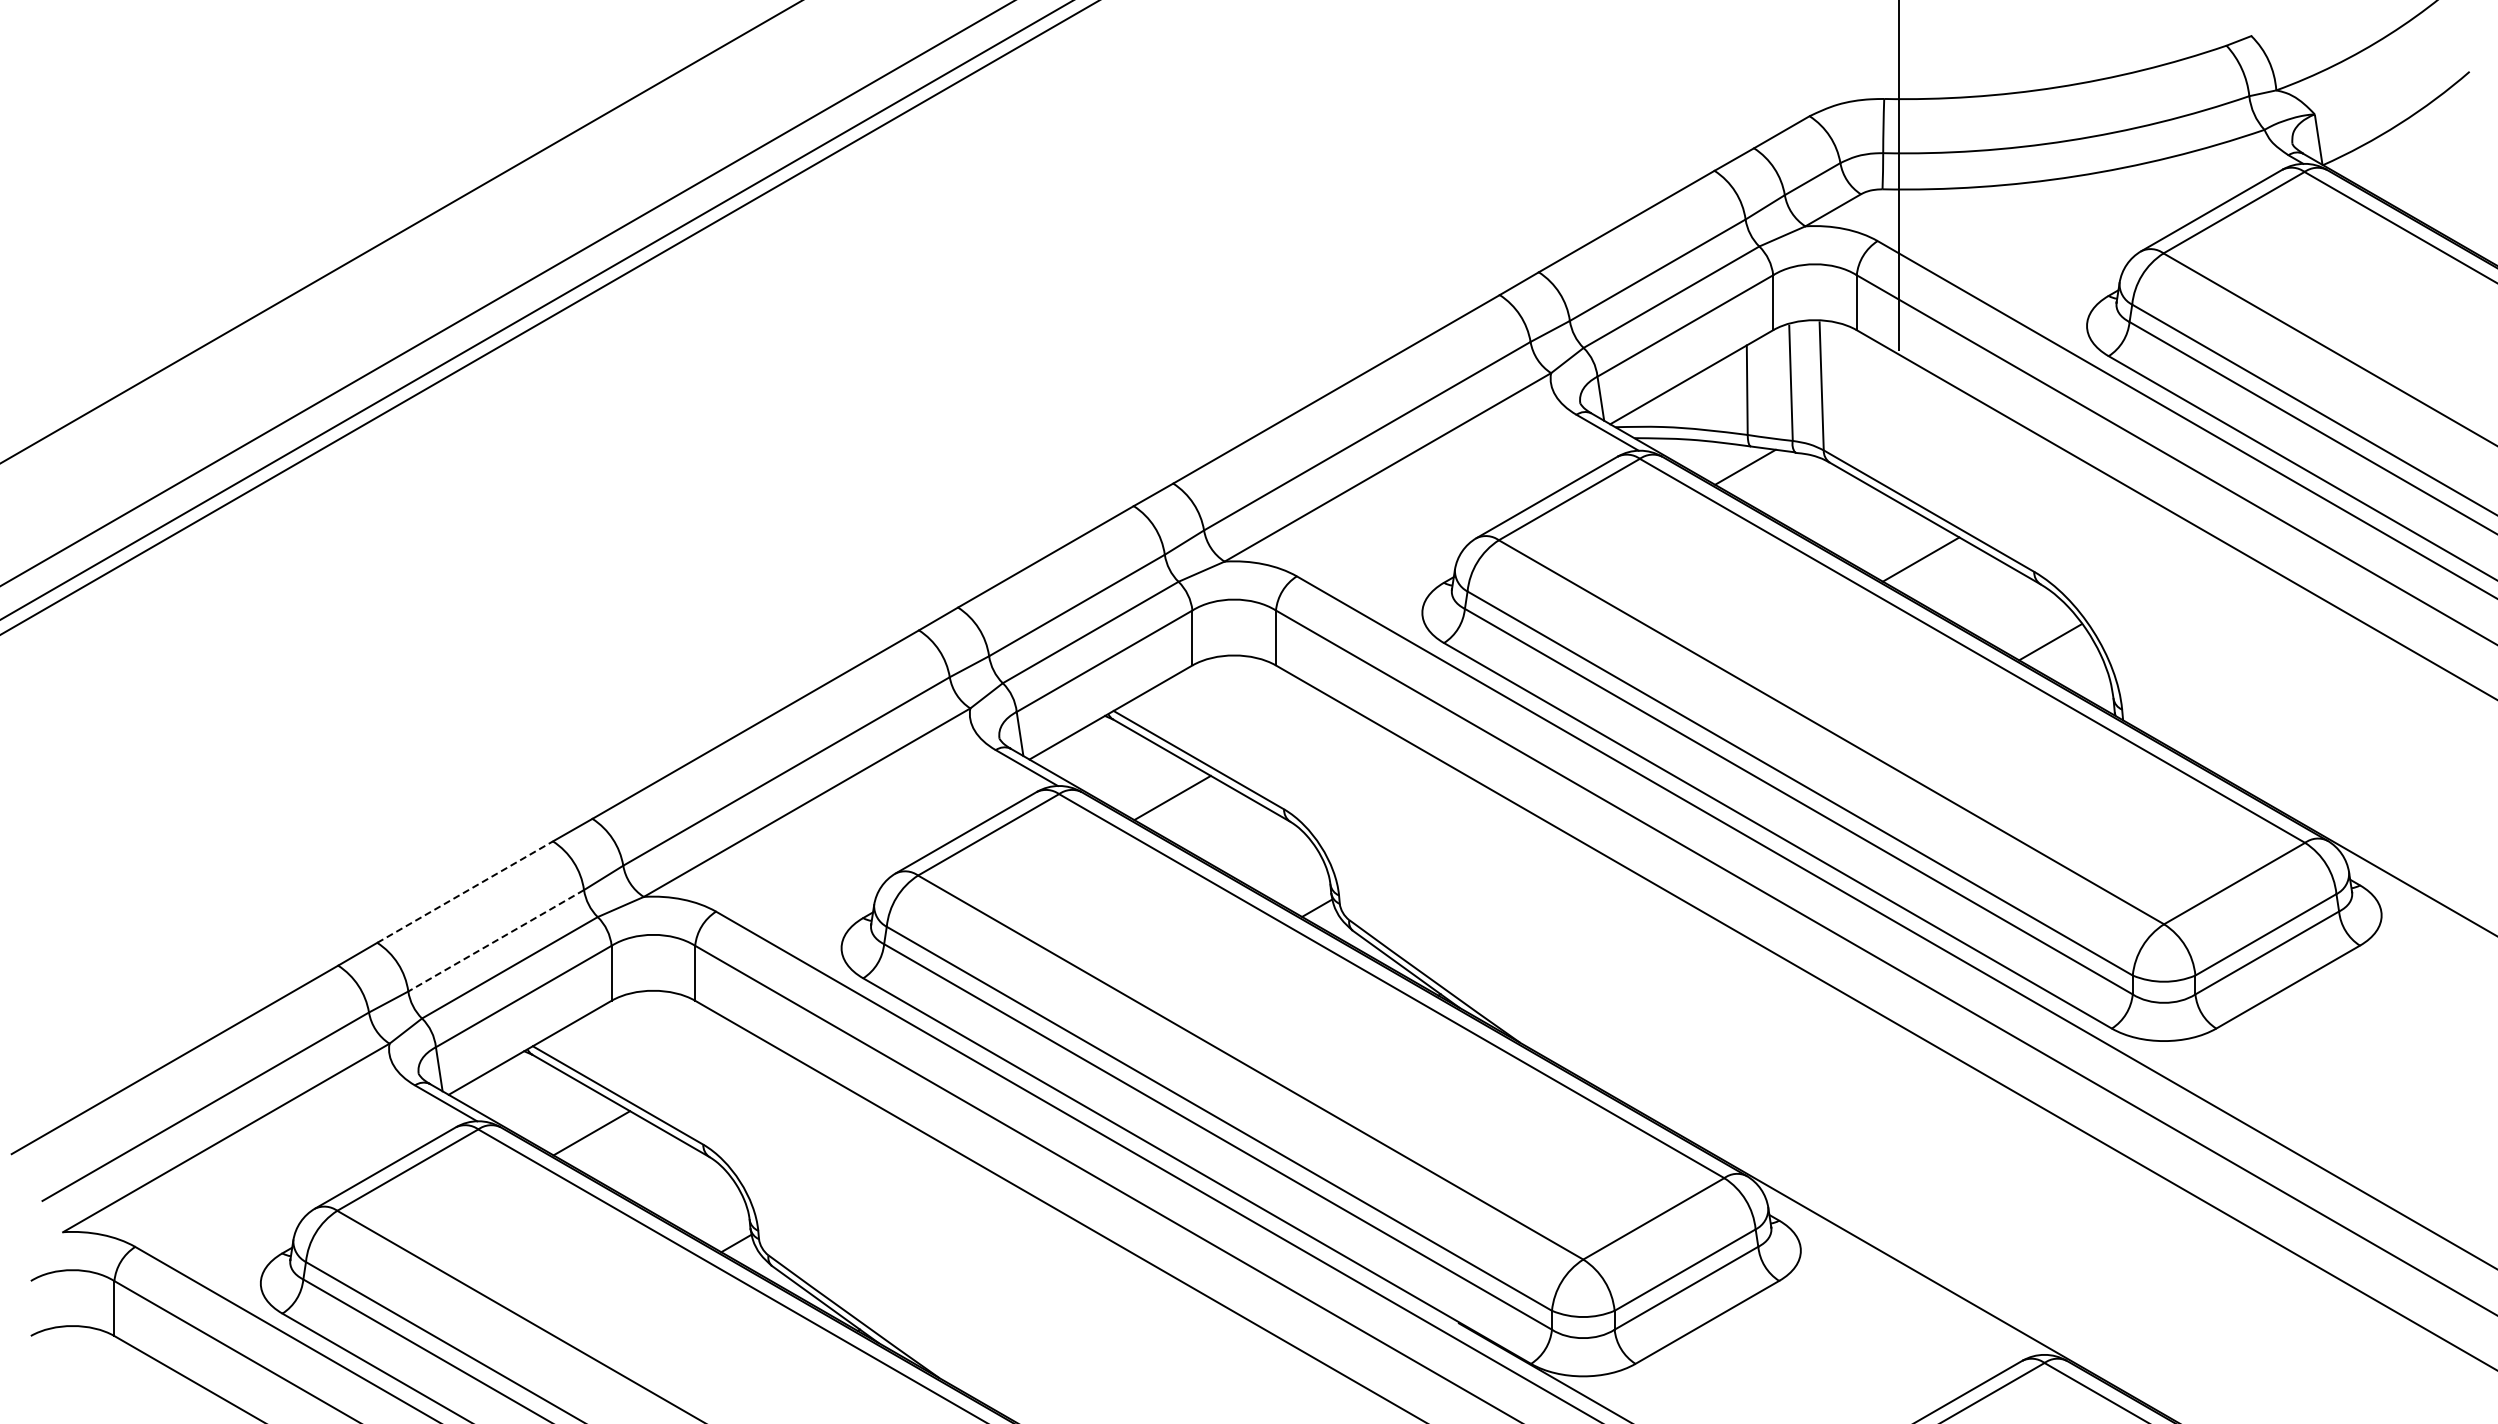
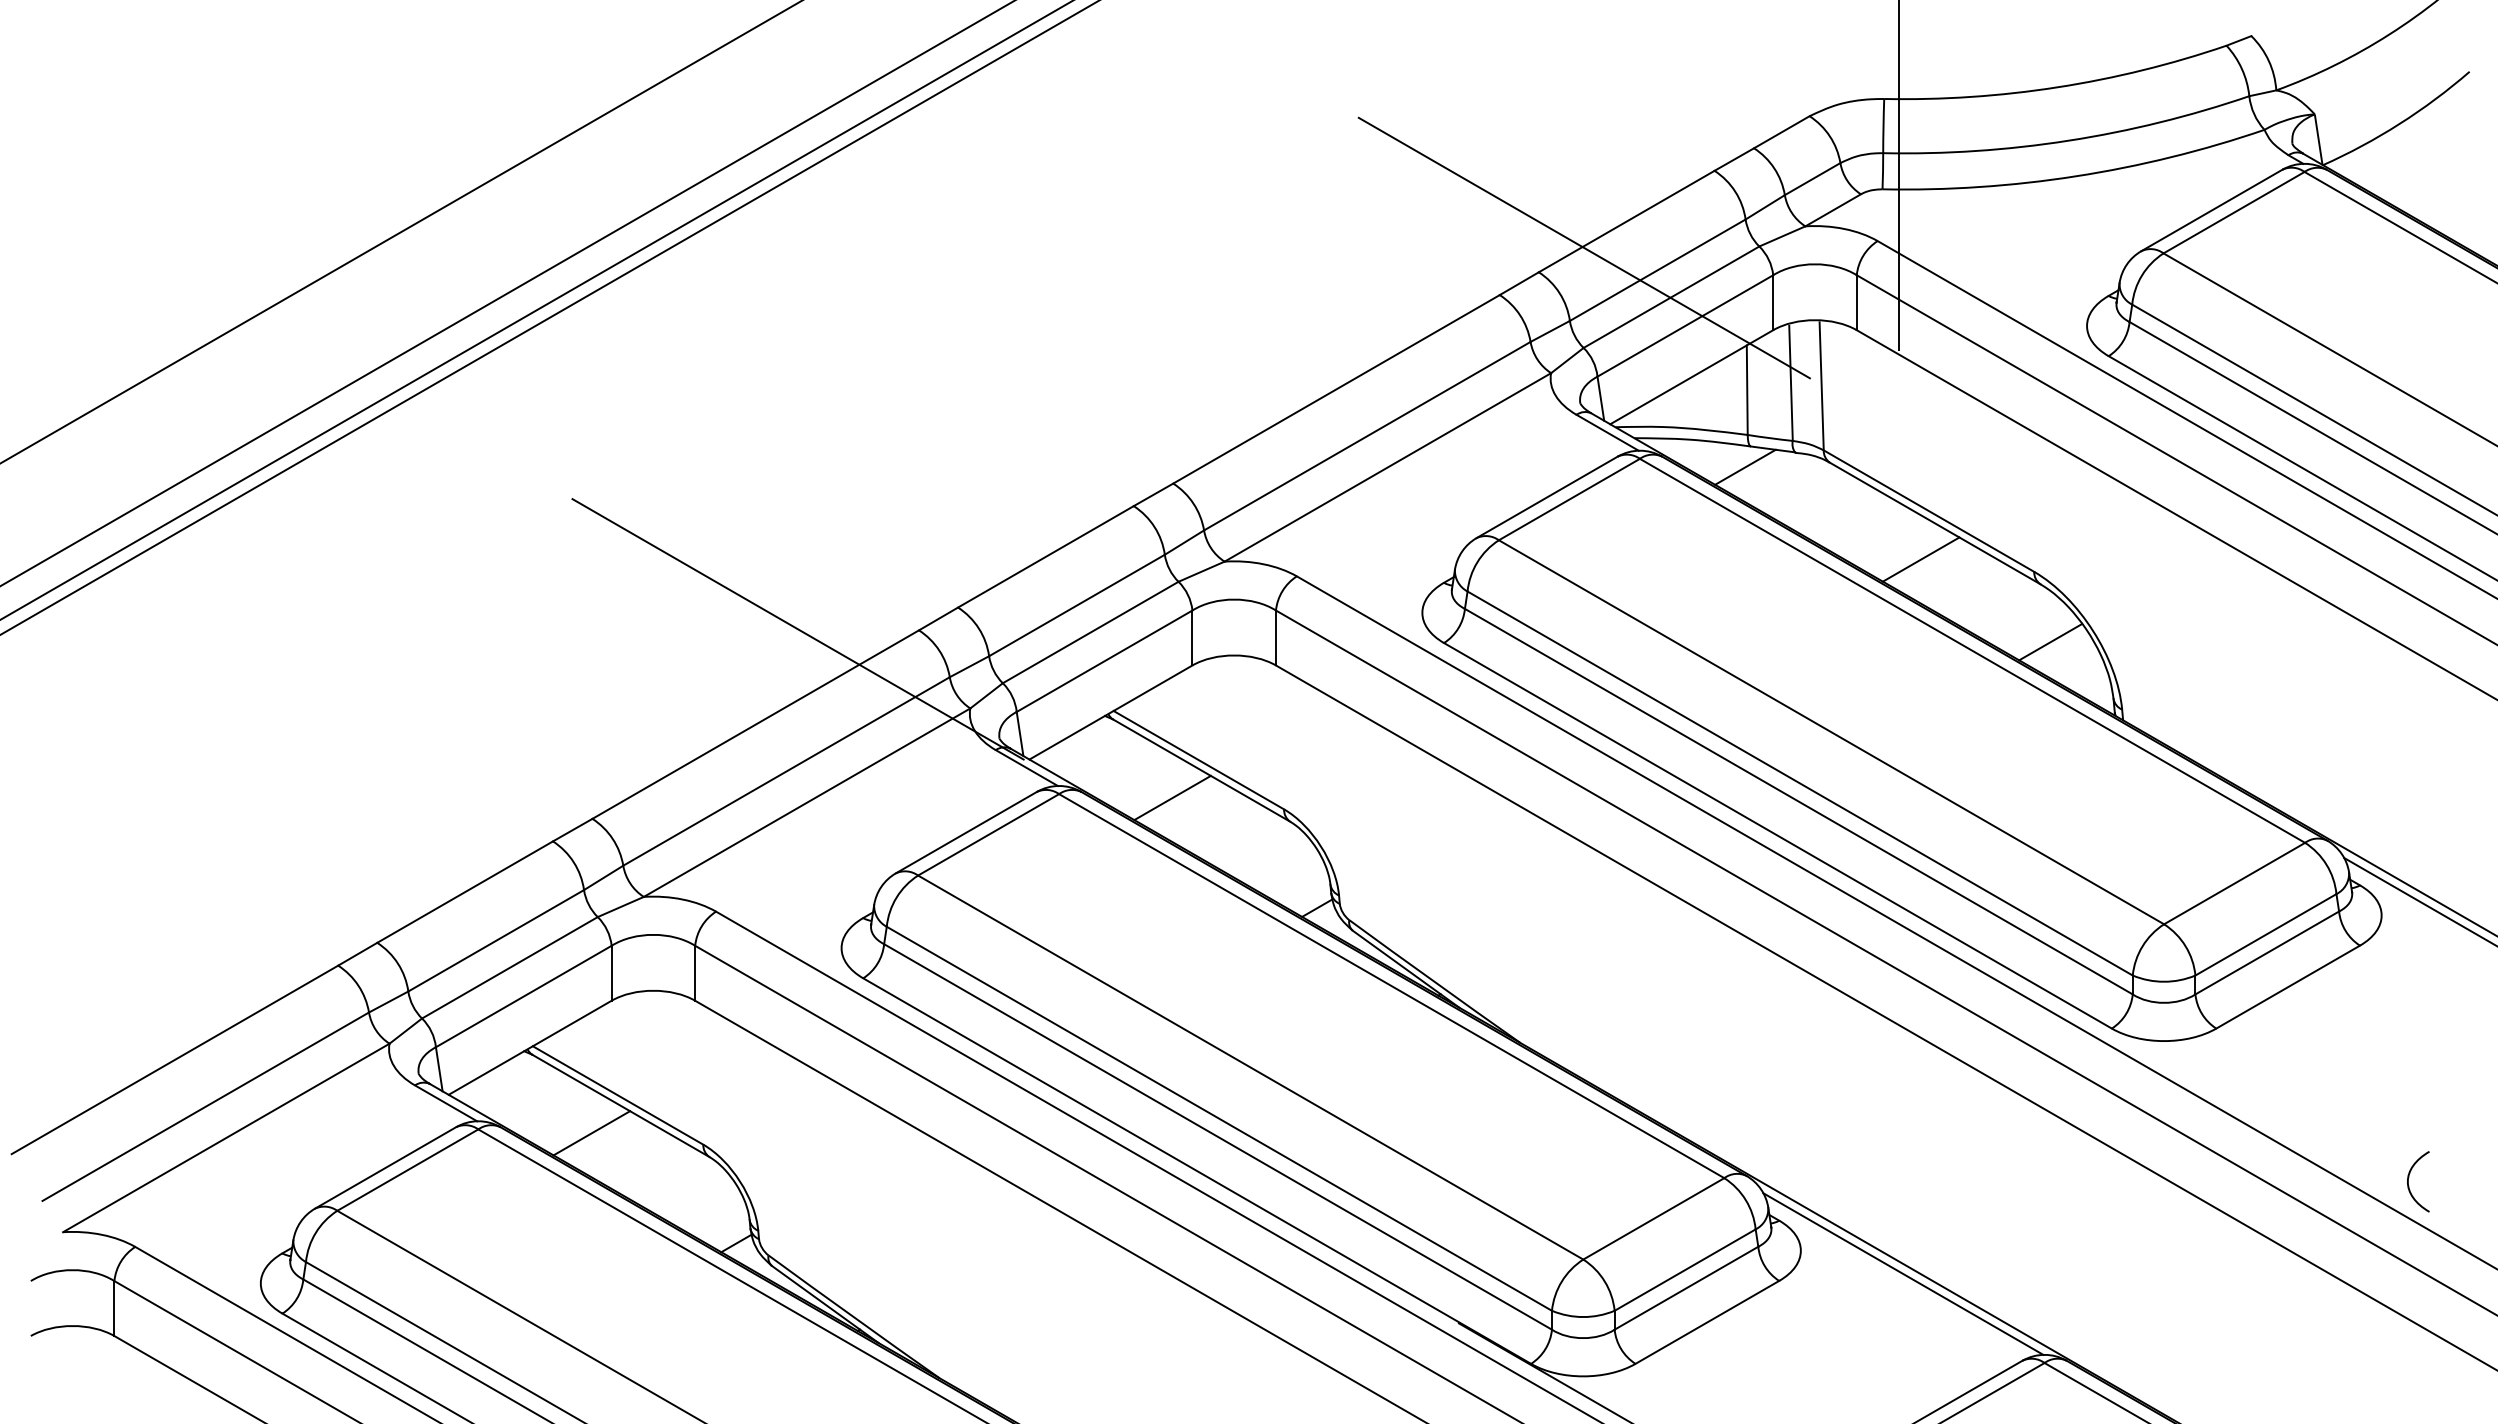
line: none -> present (1583, 247)
line: none -> present (797, 629)
line: dashed -> solid (465, 891)
line: none -> present (2419, 901)
line: dashed -> solid (495, 941)
curve: none -> present (2409, 1177)
line: none -> present (1903, 1273)
